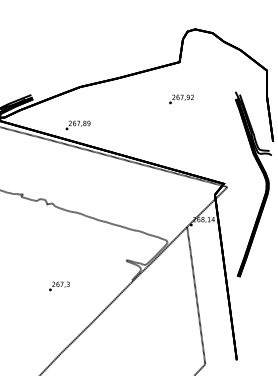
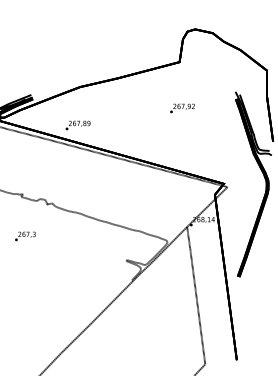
text position: (181, 99) -> (182, 108) (182, 108)
text position: (59, 286) -> (25, 236) (25, 236)
